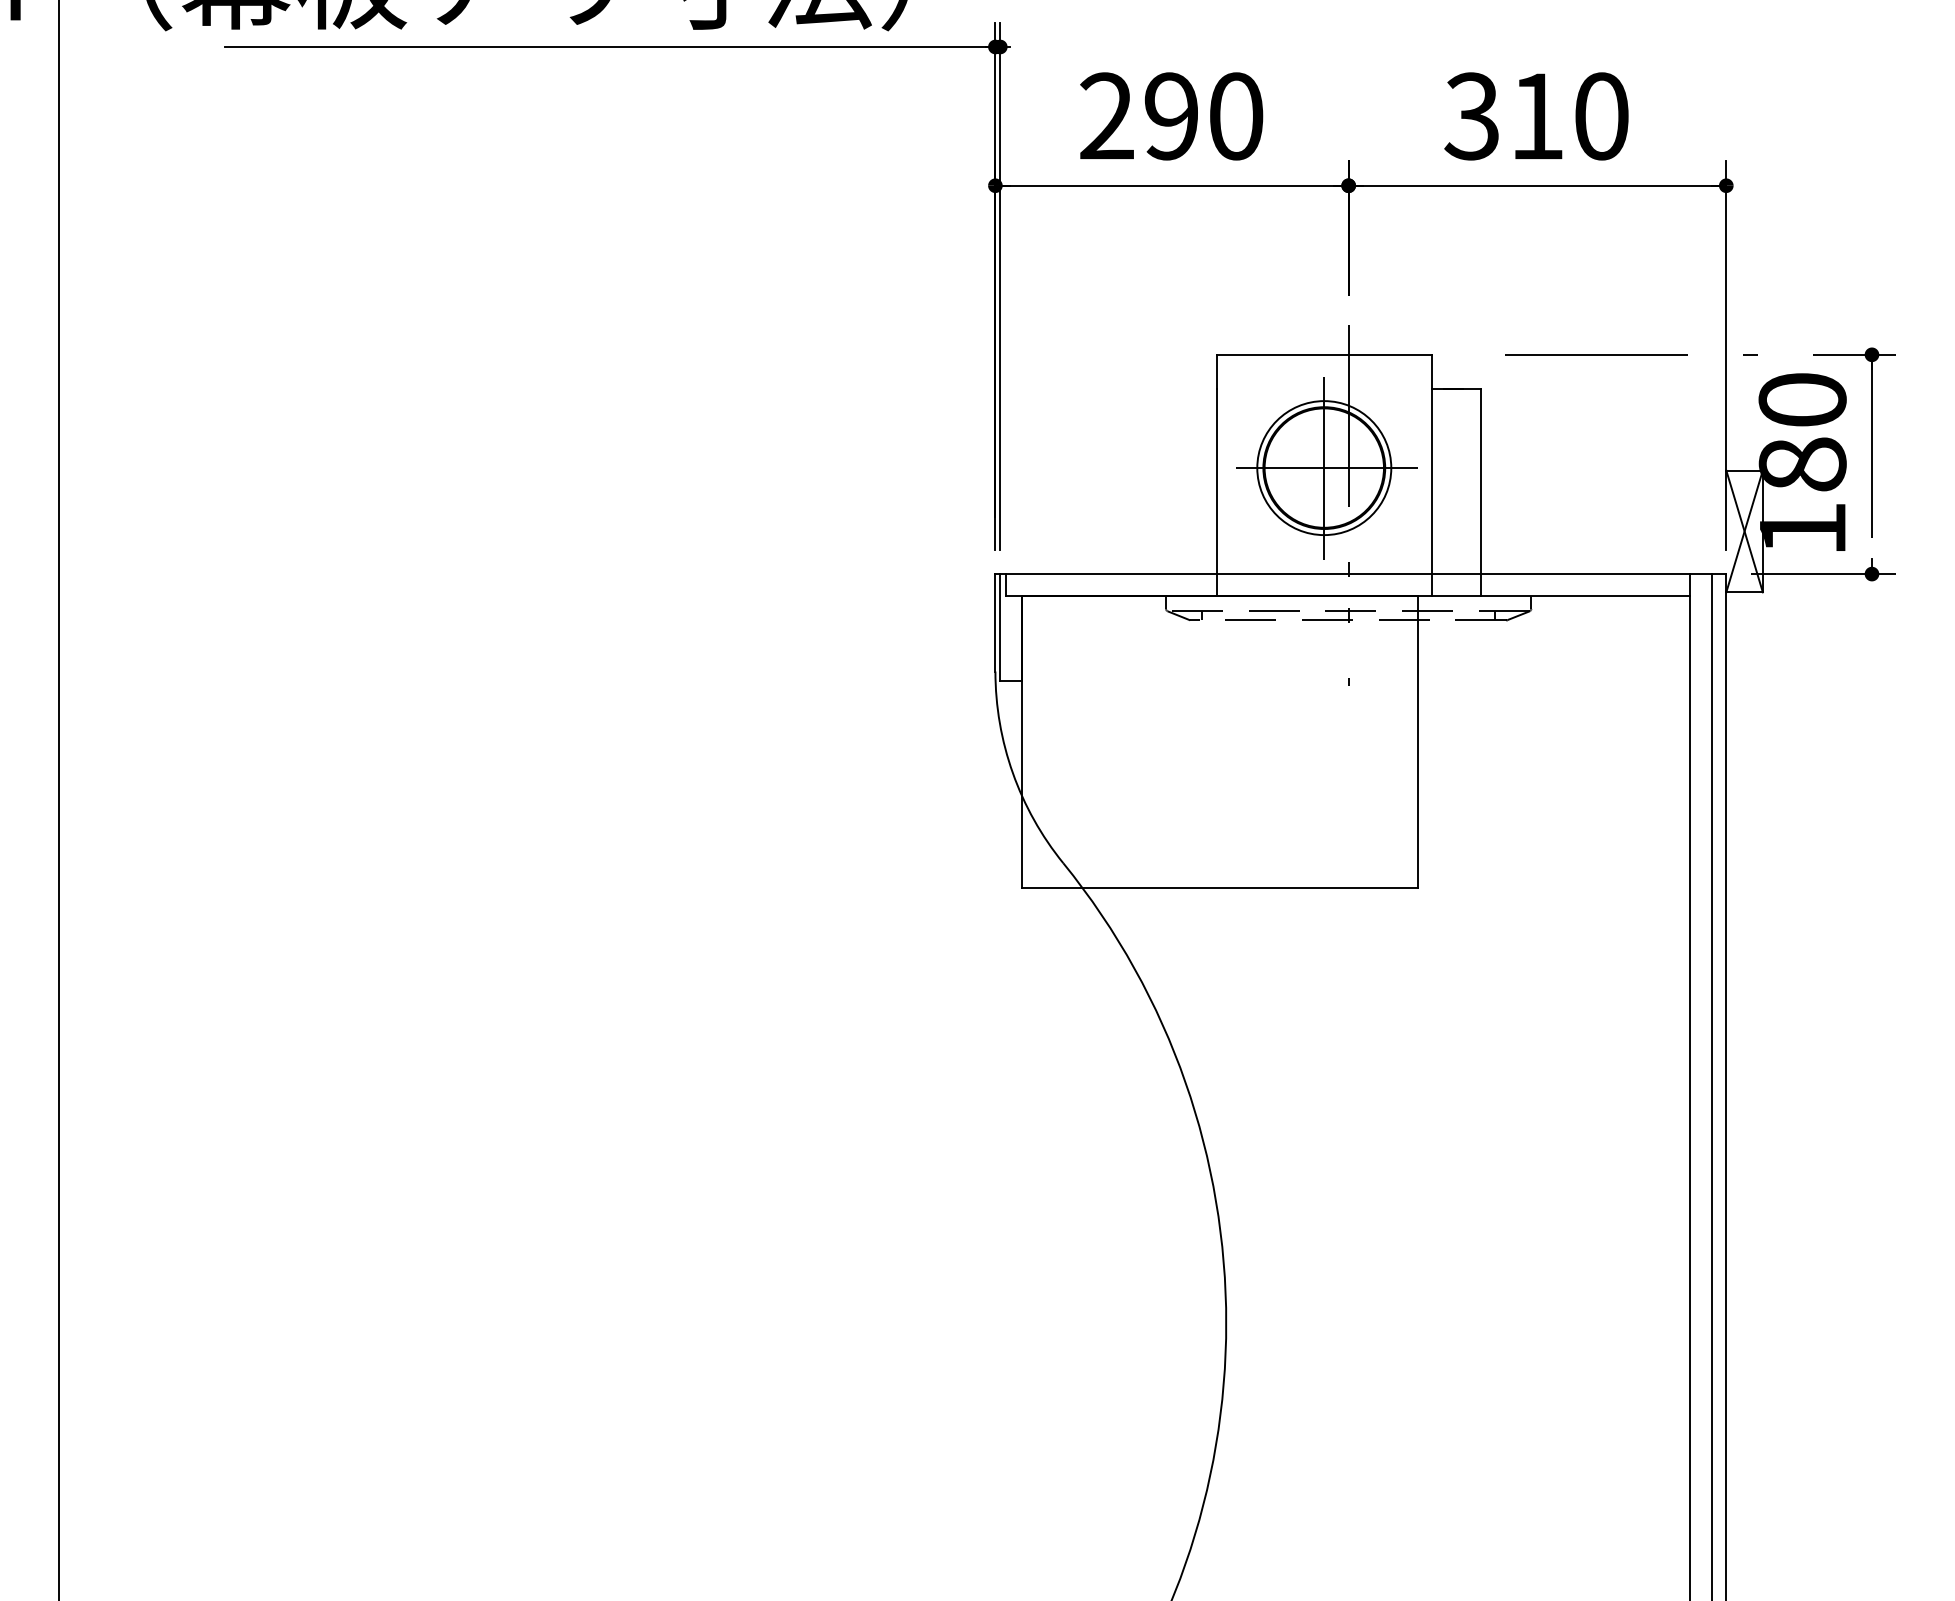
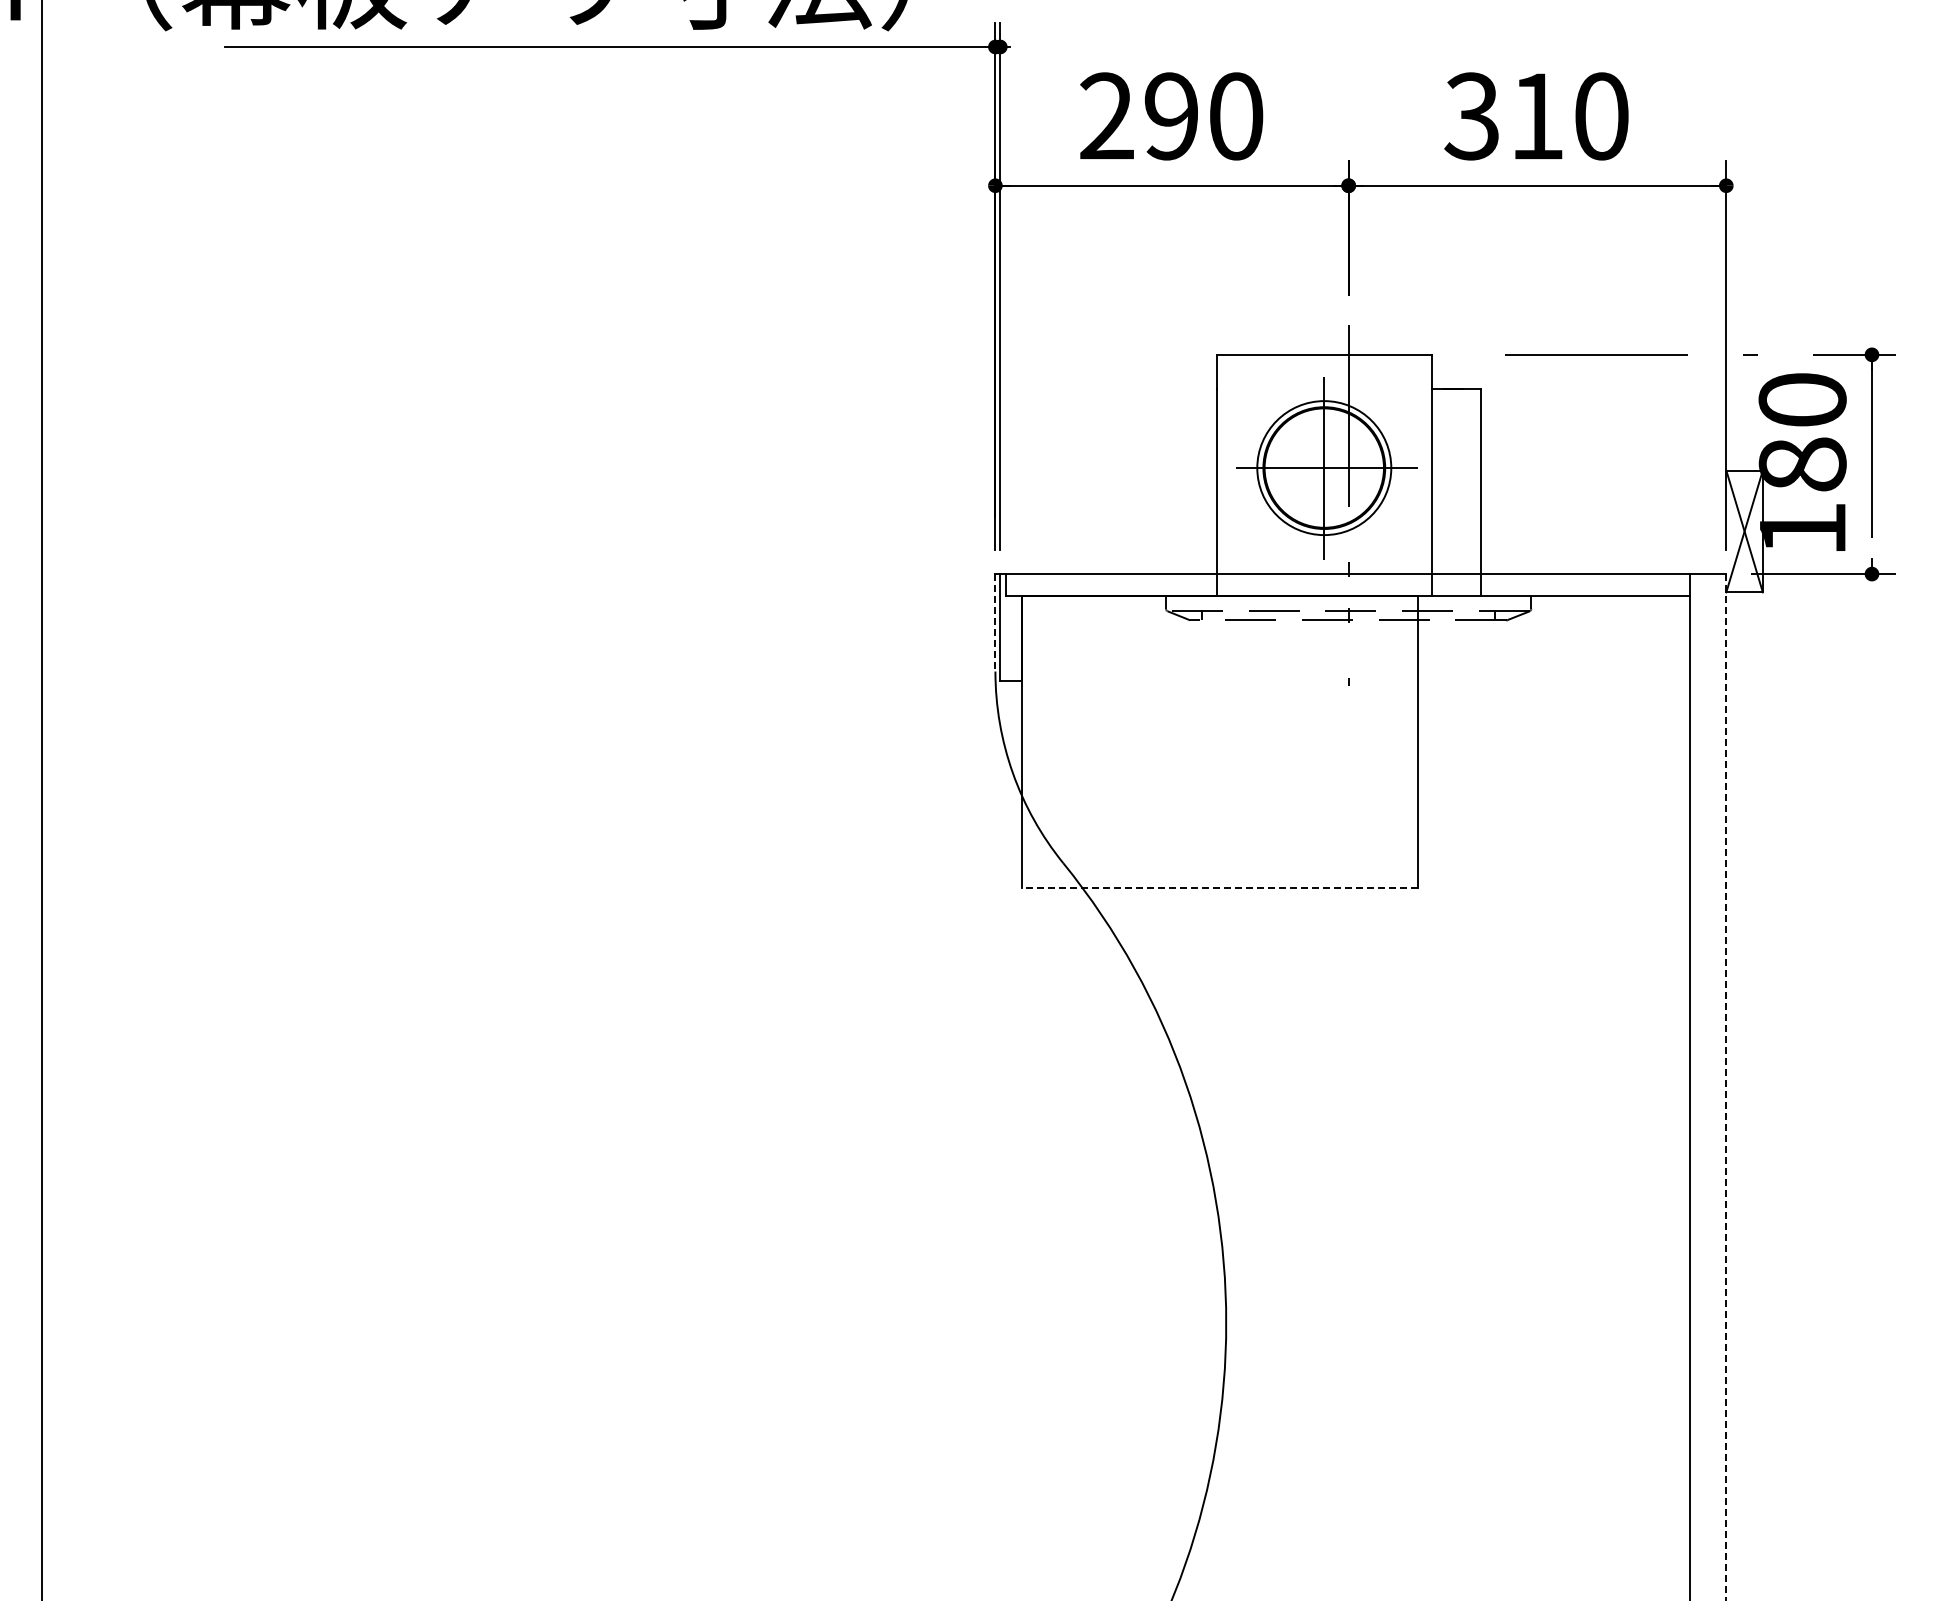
line: solid -> dashed (995, 622)
line position: (58, 799) -> (41, 799) (41, 799)
line: solid -> dashed (1220, 888)
line: present -> none (1711, 1085)
line: solid -> dashed (1726, 1087)
